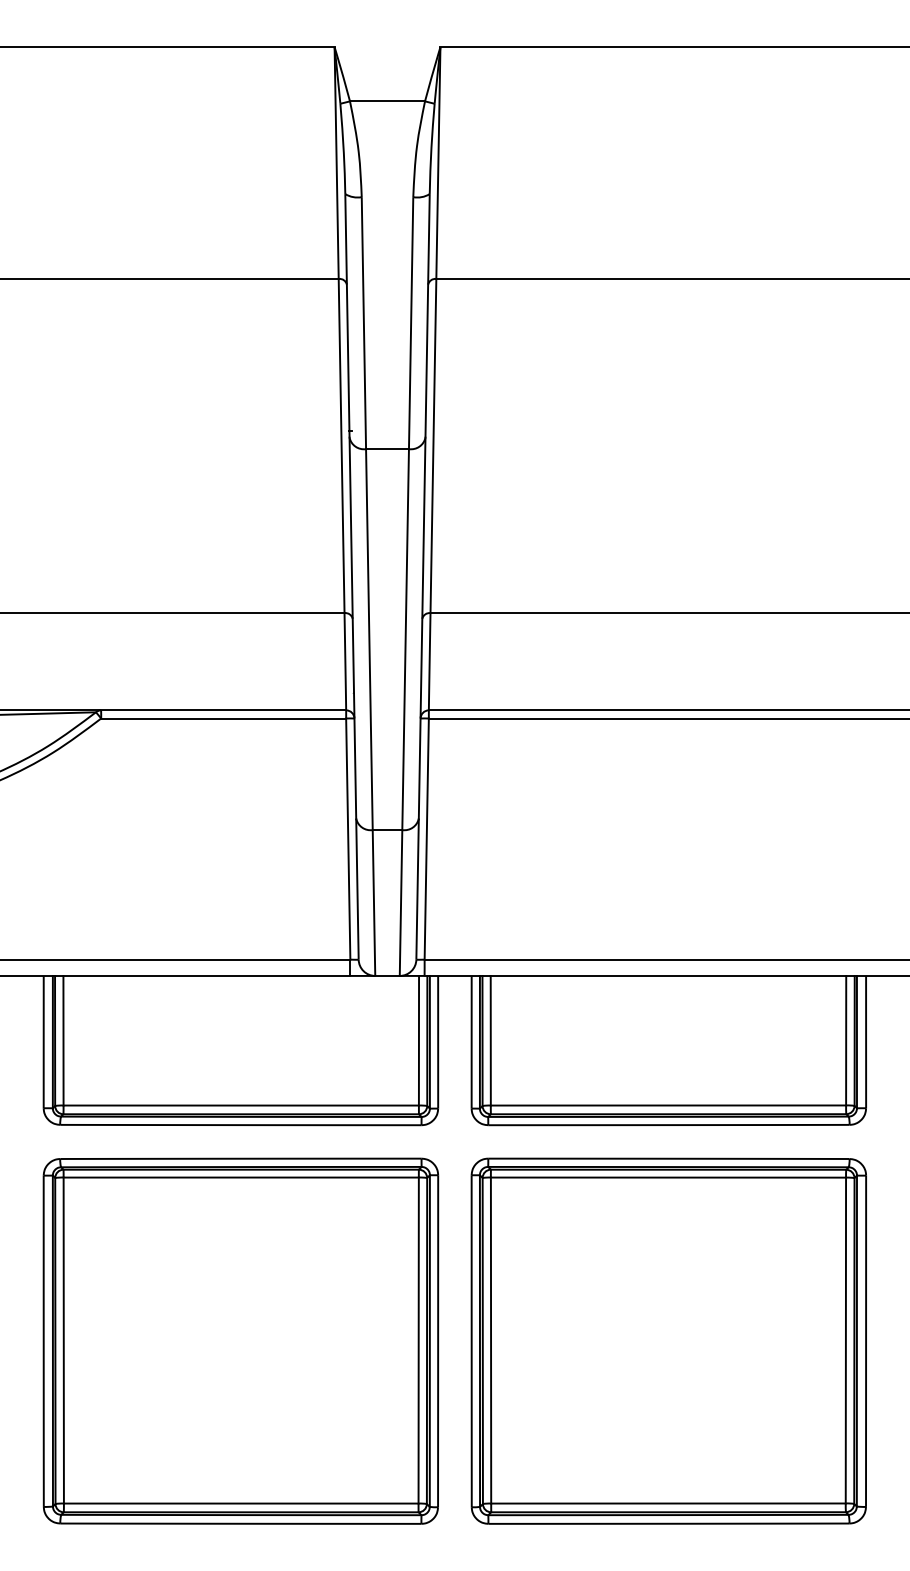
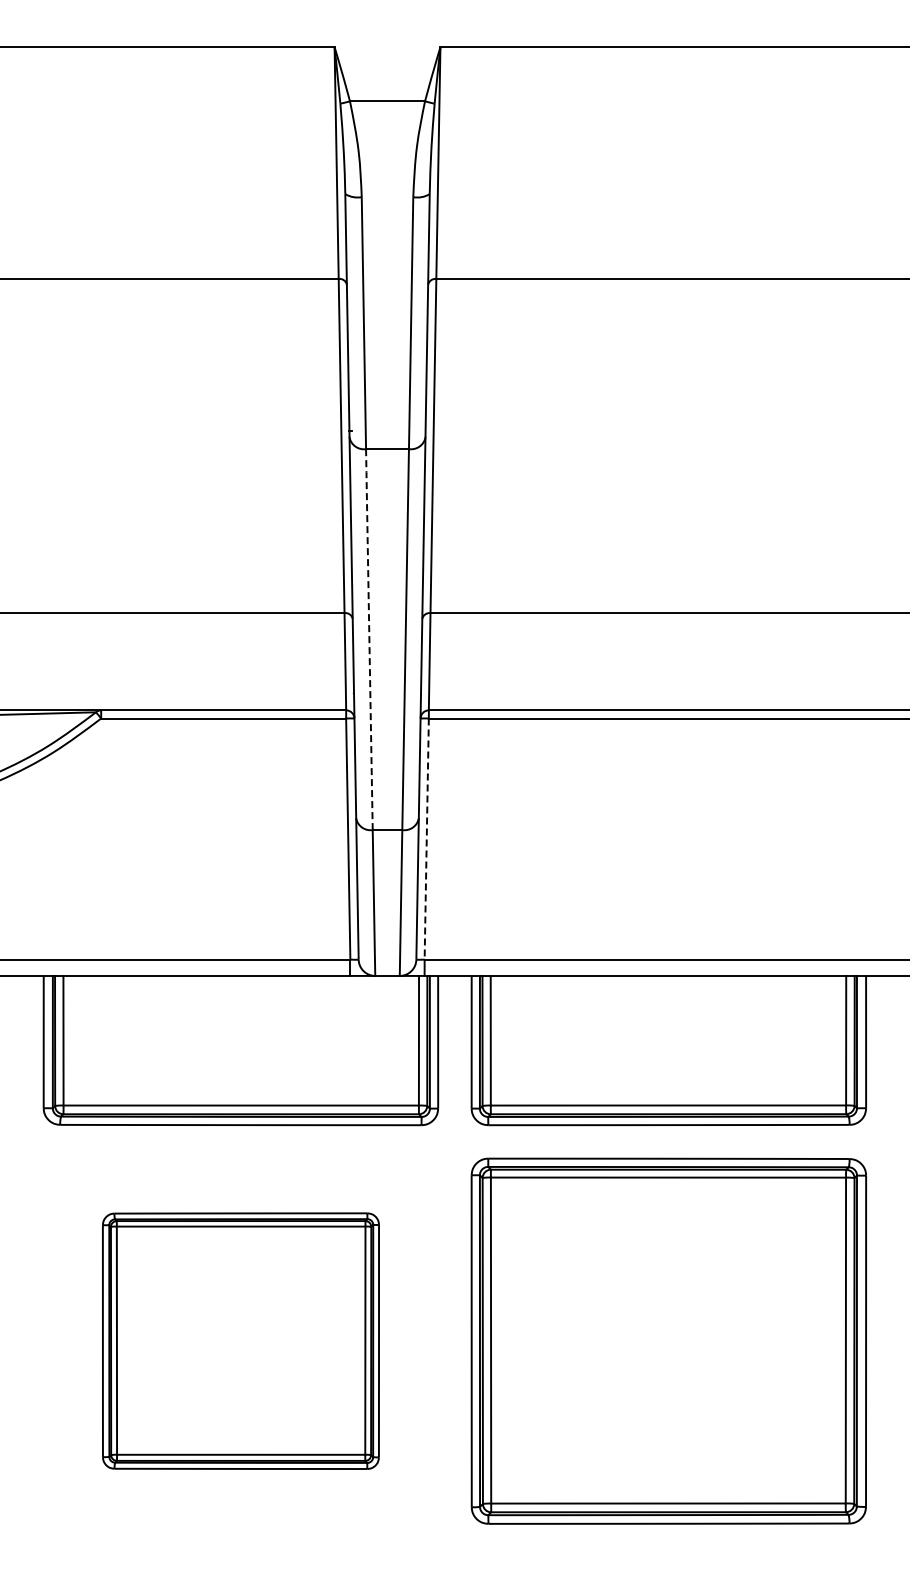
line: solid -> dashed (369, 638)
line: solid -> dashed (426, 839)
part size: 398x368 px -> 278x258 px (240, 1340)
